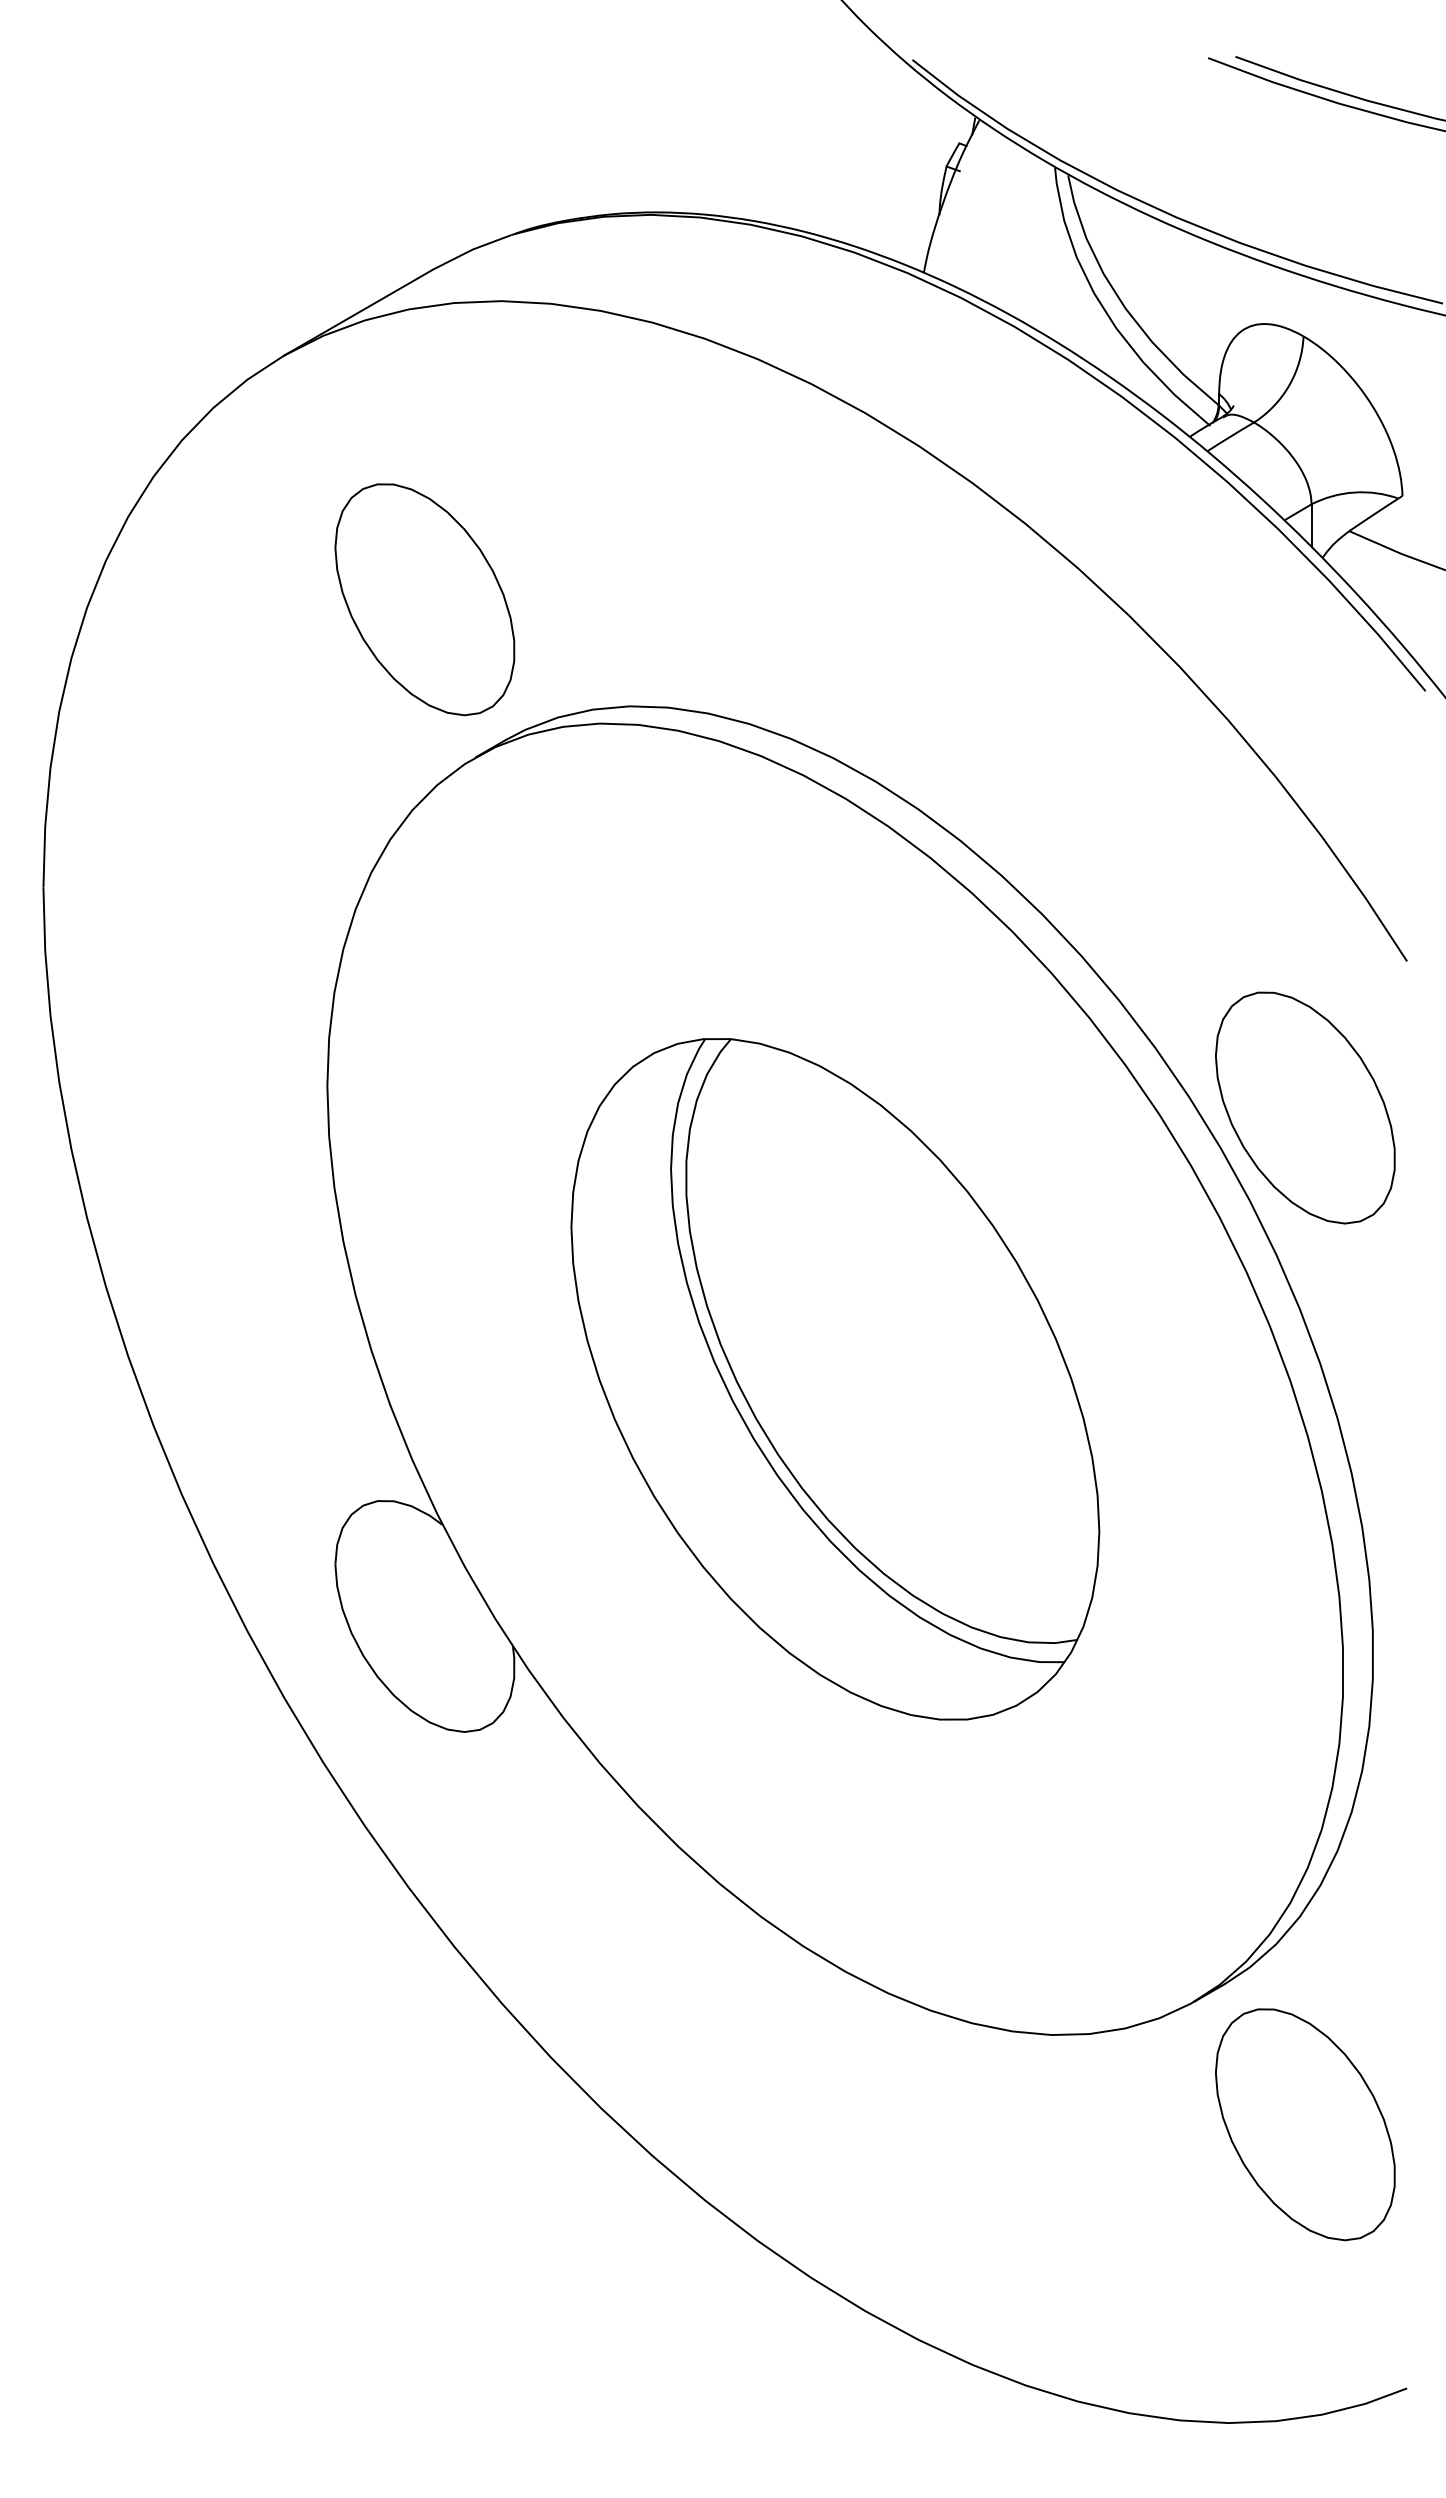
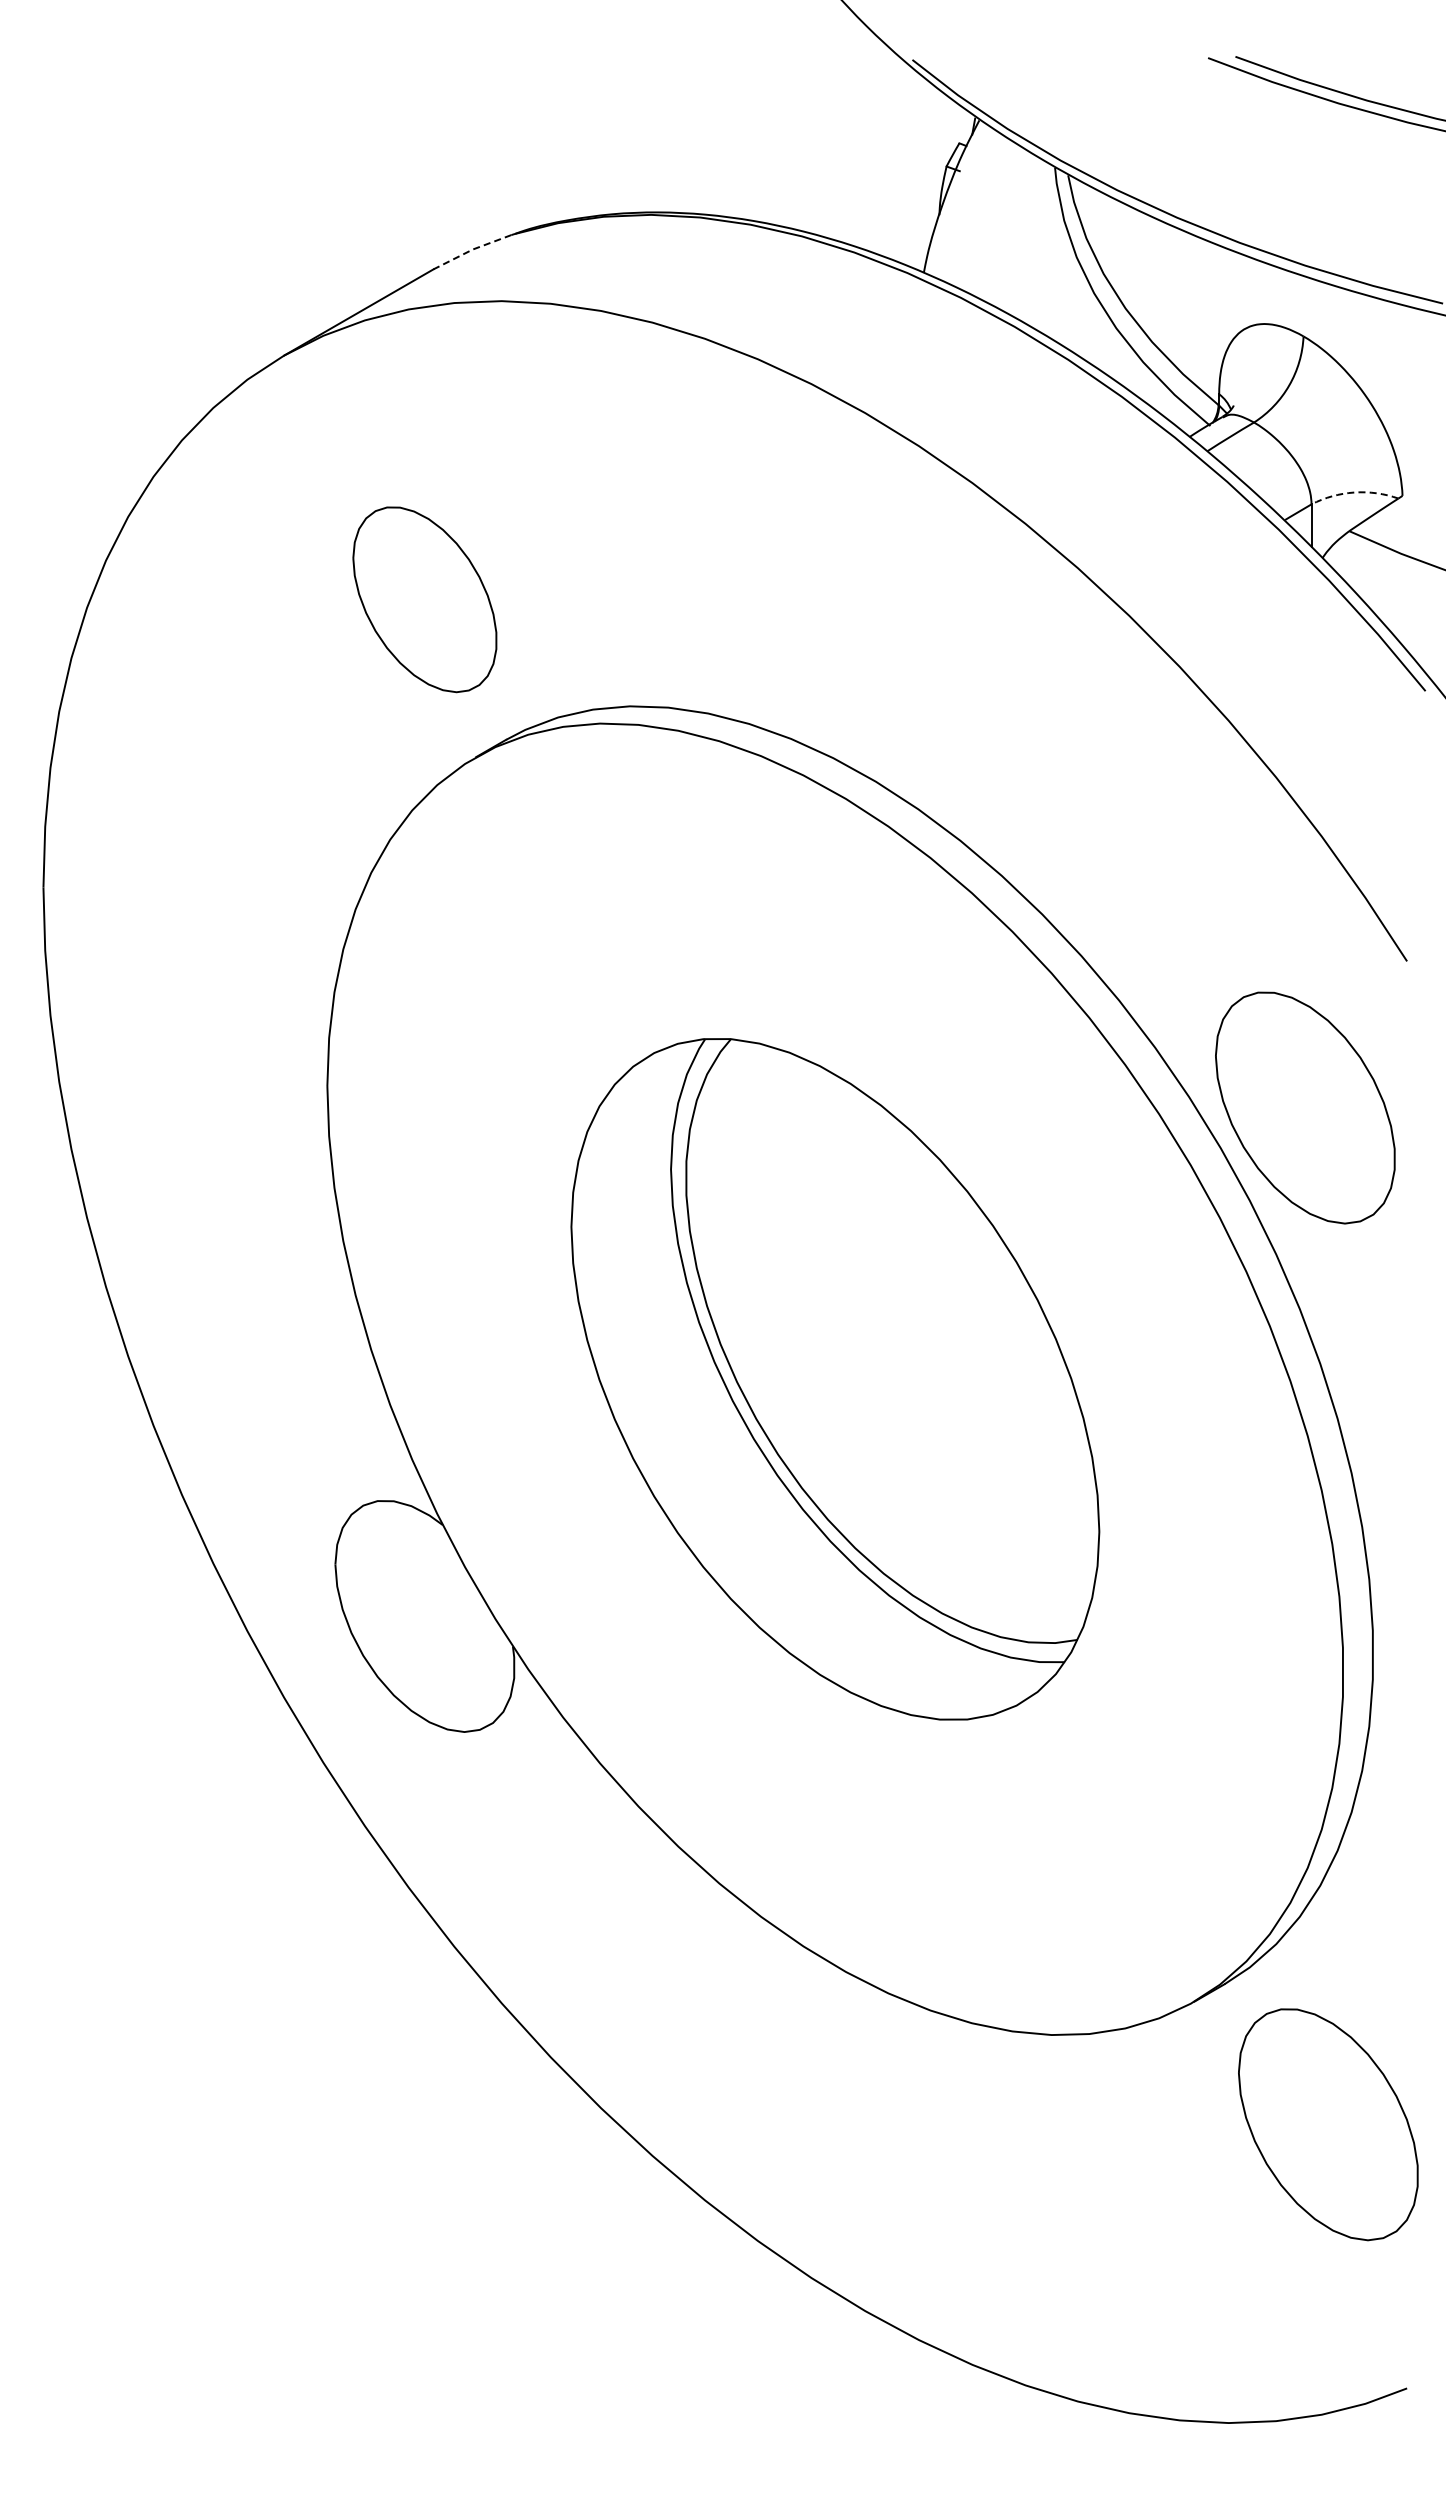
line: solid -> dashed (471, 249)
arc: solid -> dashed (1354, 492)
part size: 182x234 px -> 146x188 px (424, 599)
part position: (1305, 2124) -> (1328, 2124) (1328, 2124)
